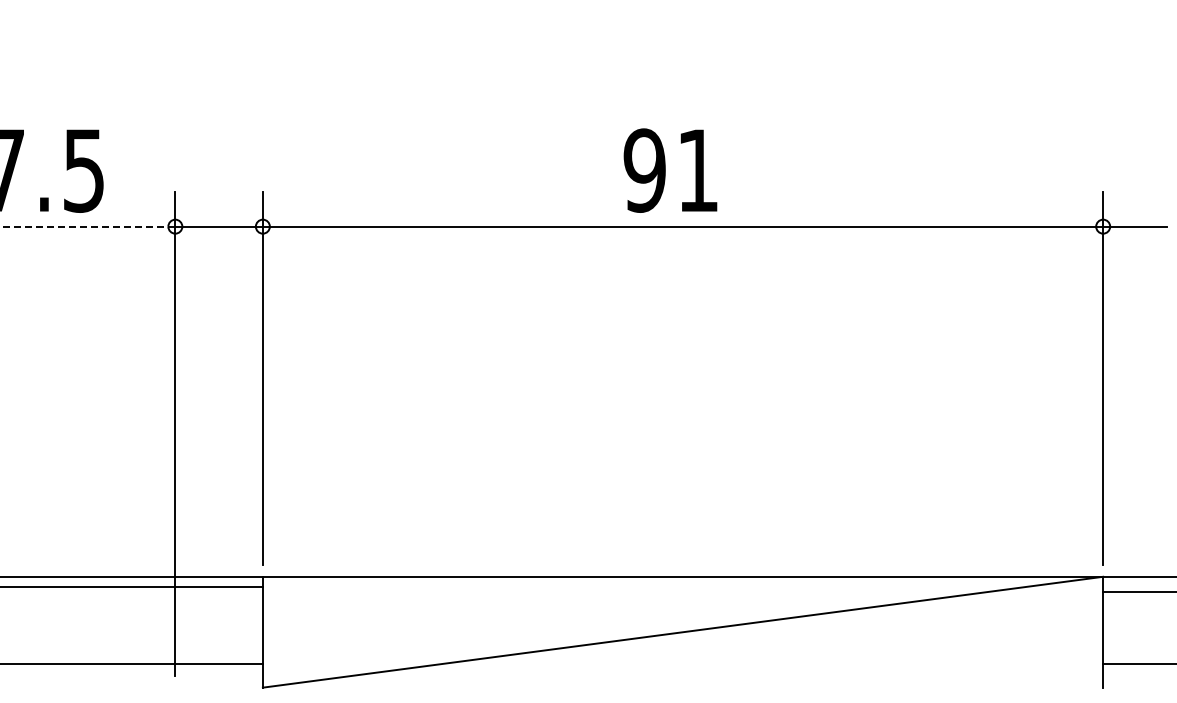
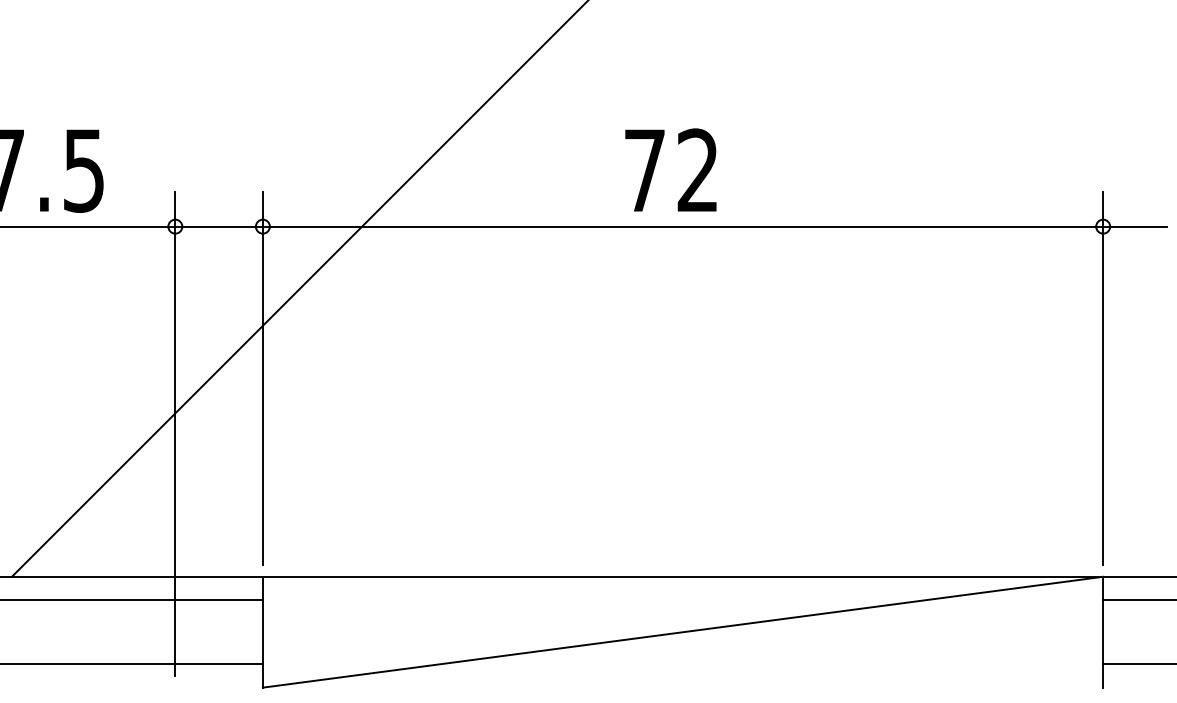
text: 91 -> 72 (670, 170)
line: dashed -> solid (87, 226)
line: none -> present (298, 289)
line position: (132, 587) -> (132, 600) (132, 600)
line position: (1138, 592) -> (1138, 600) (1138, 600)
